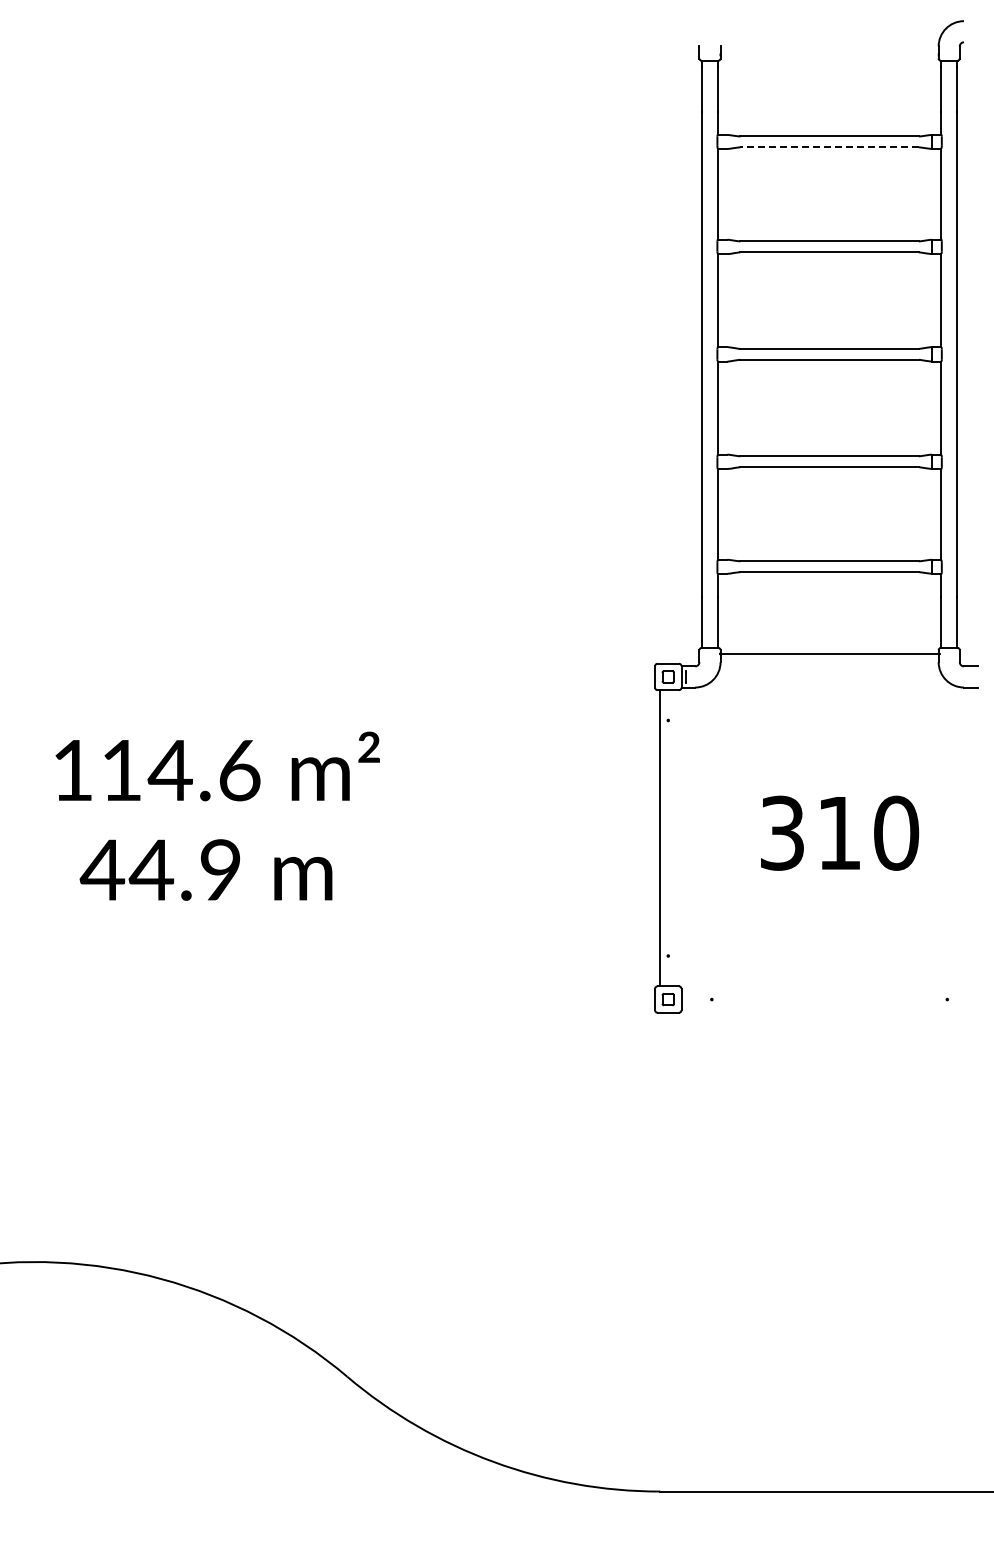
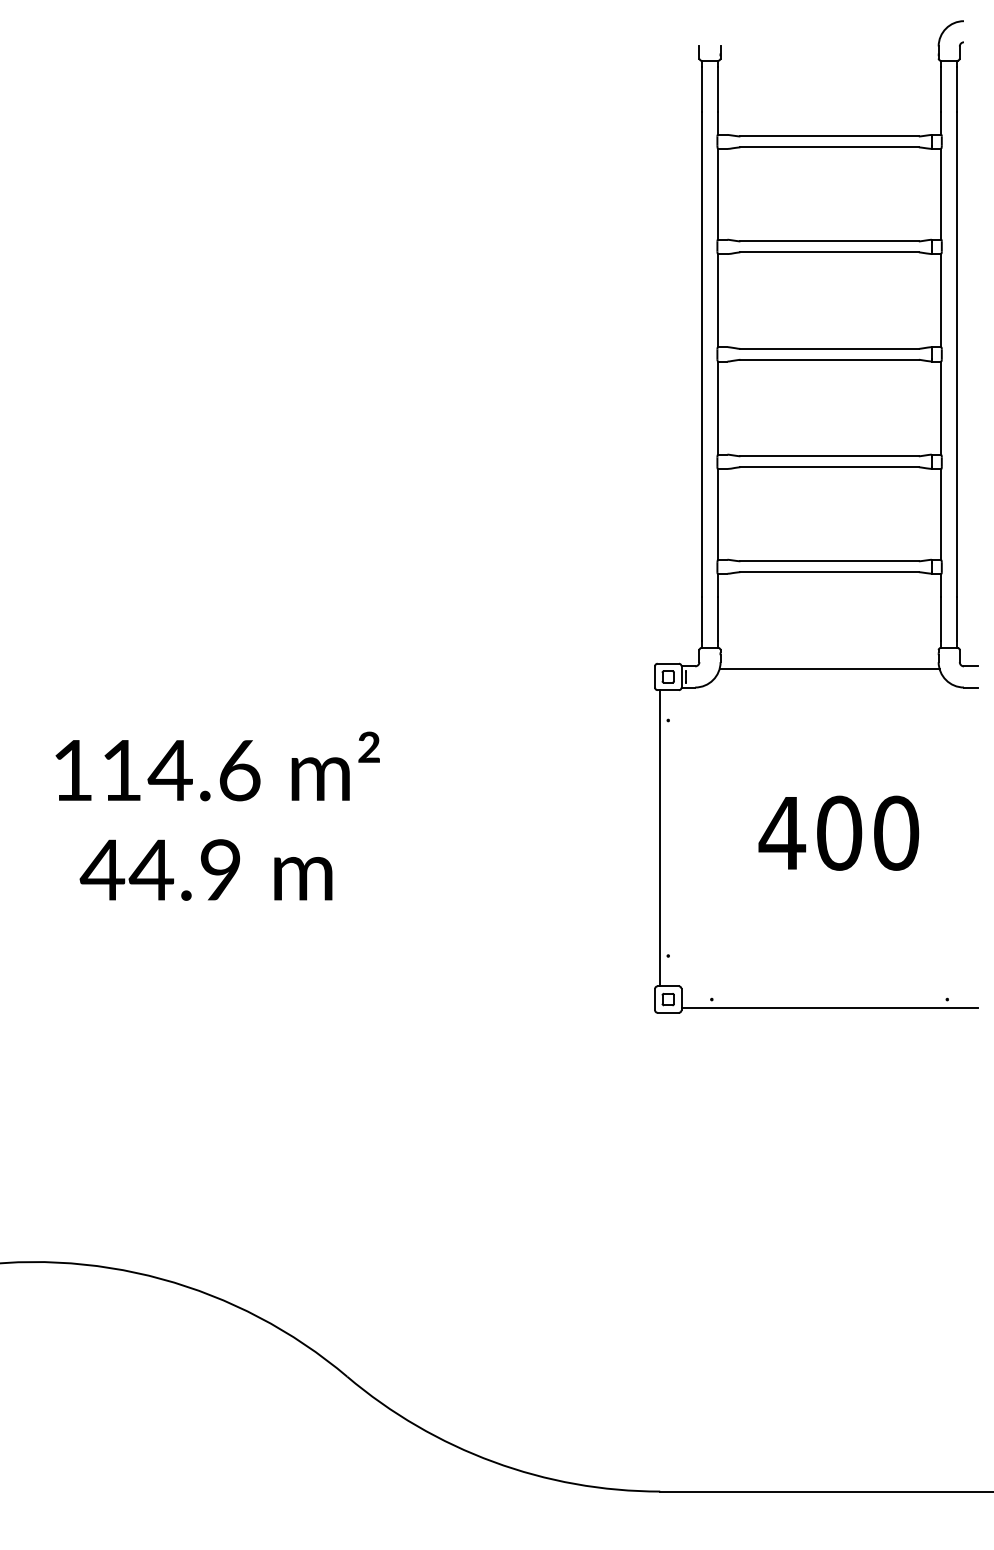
line: dashed -> solid (829, 147)
line position: (829, 653) -> (829, 668) (829, 668)
text: 310 -> 400 (810, 832)
line: none -> present (829, 1007)
